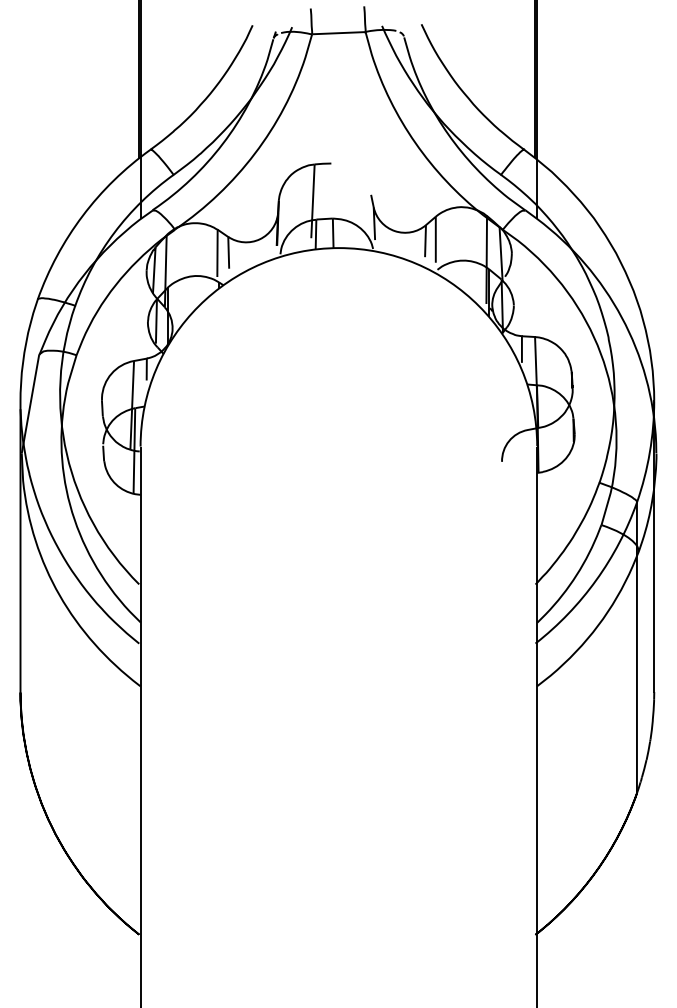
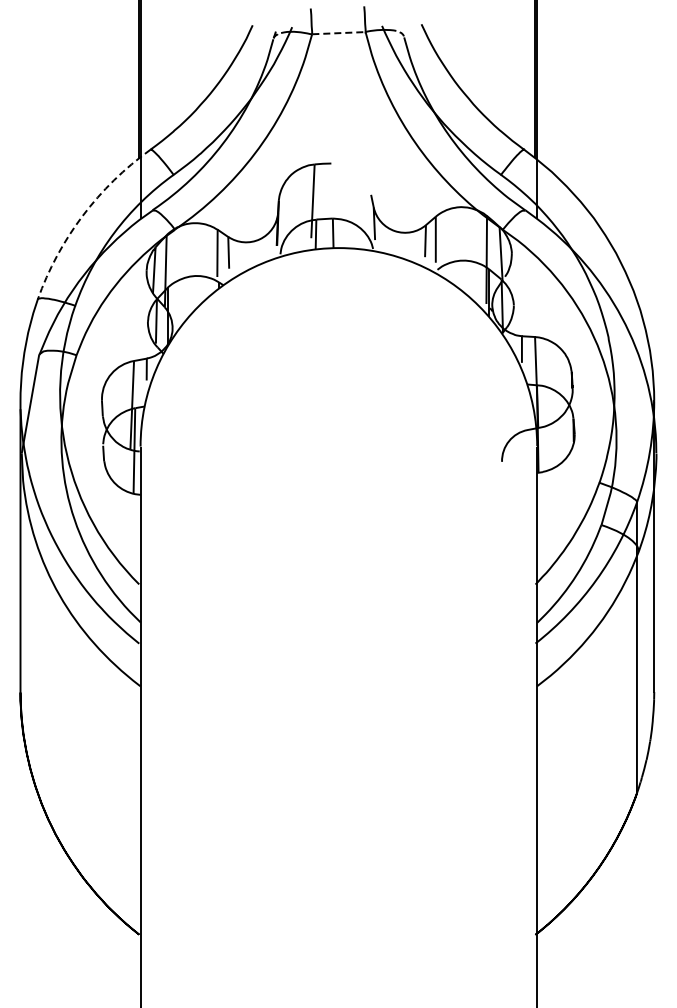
line: solid -> dashed (338, 33)
arc: solid -> dashed (82, 216)
